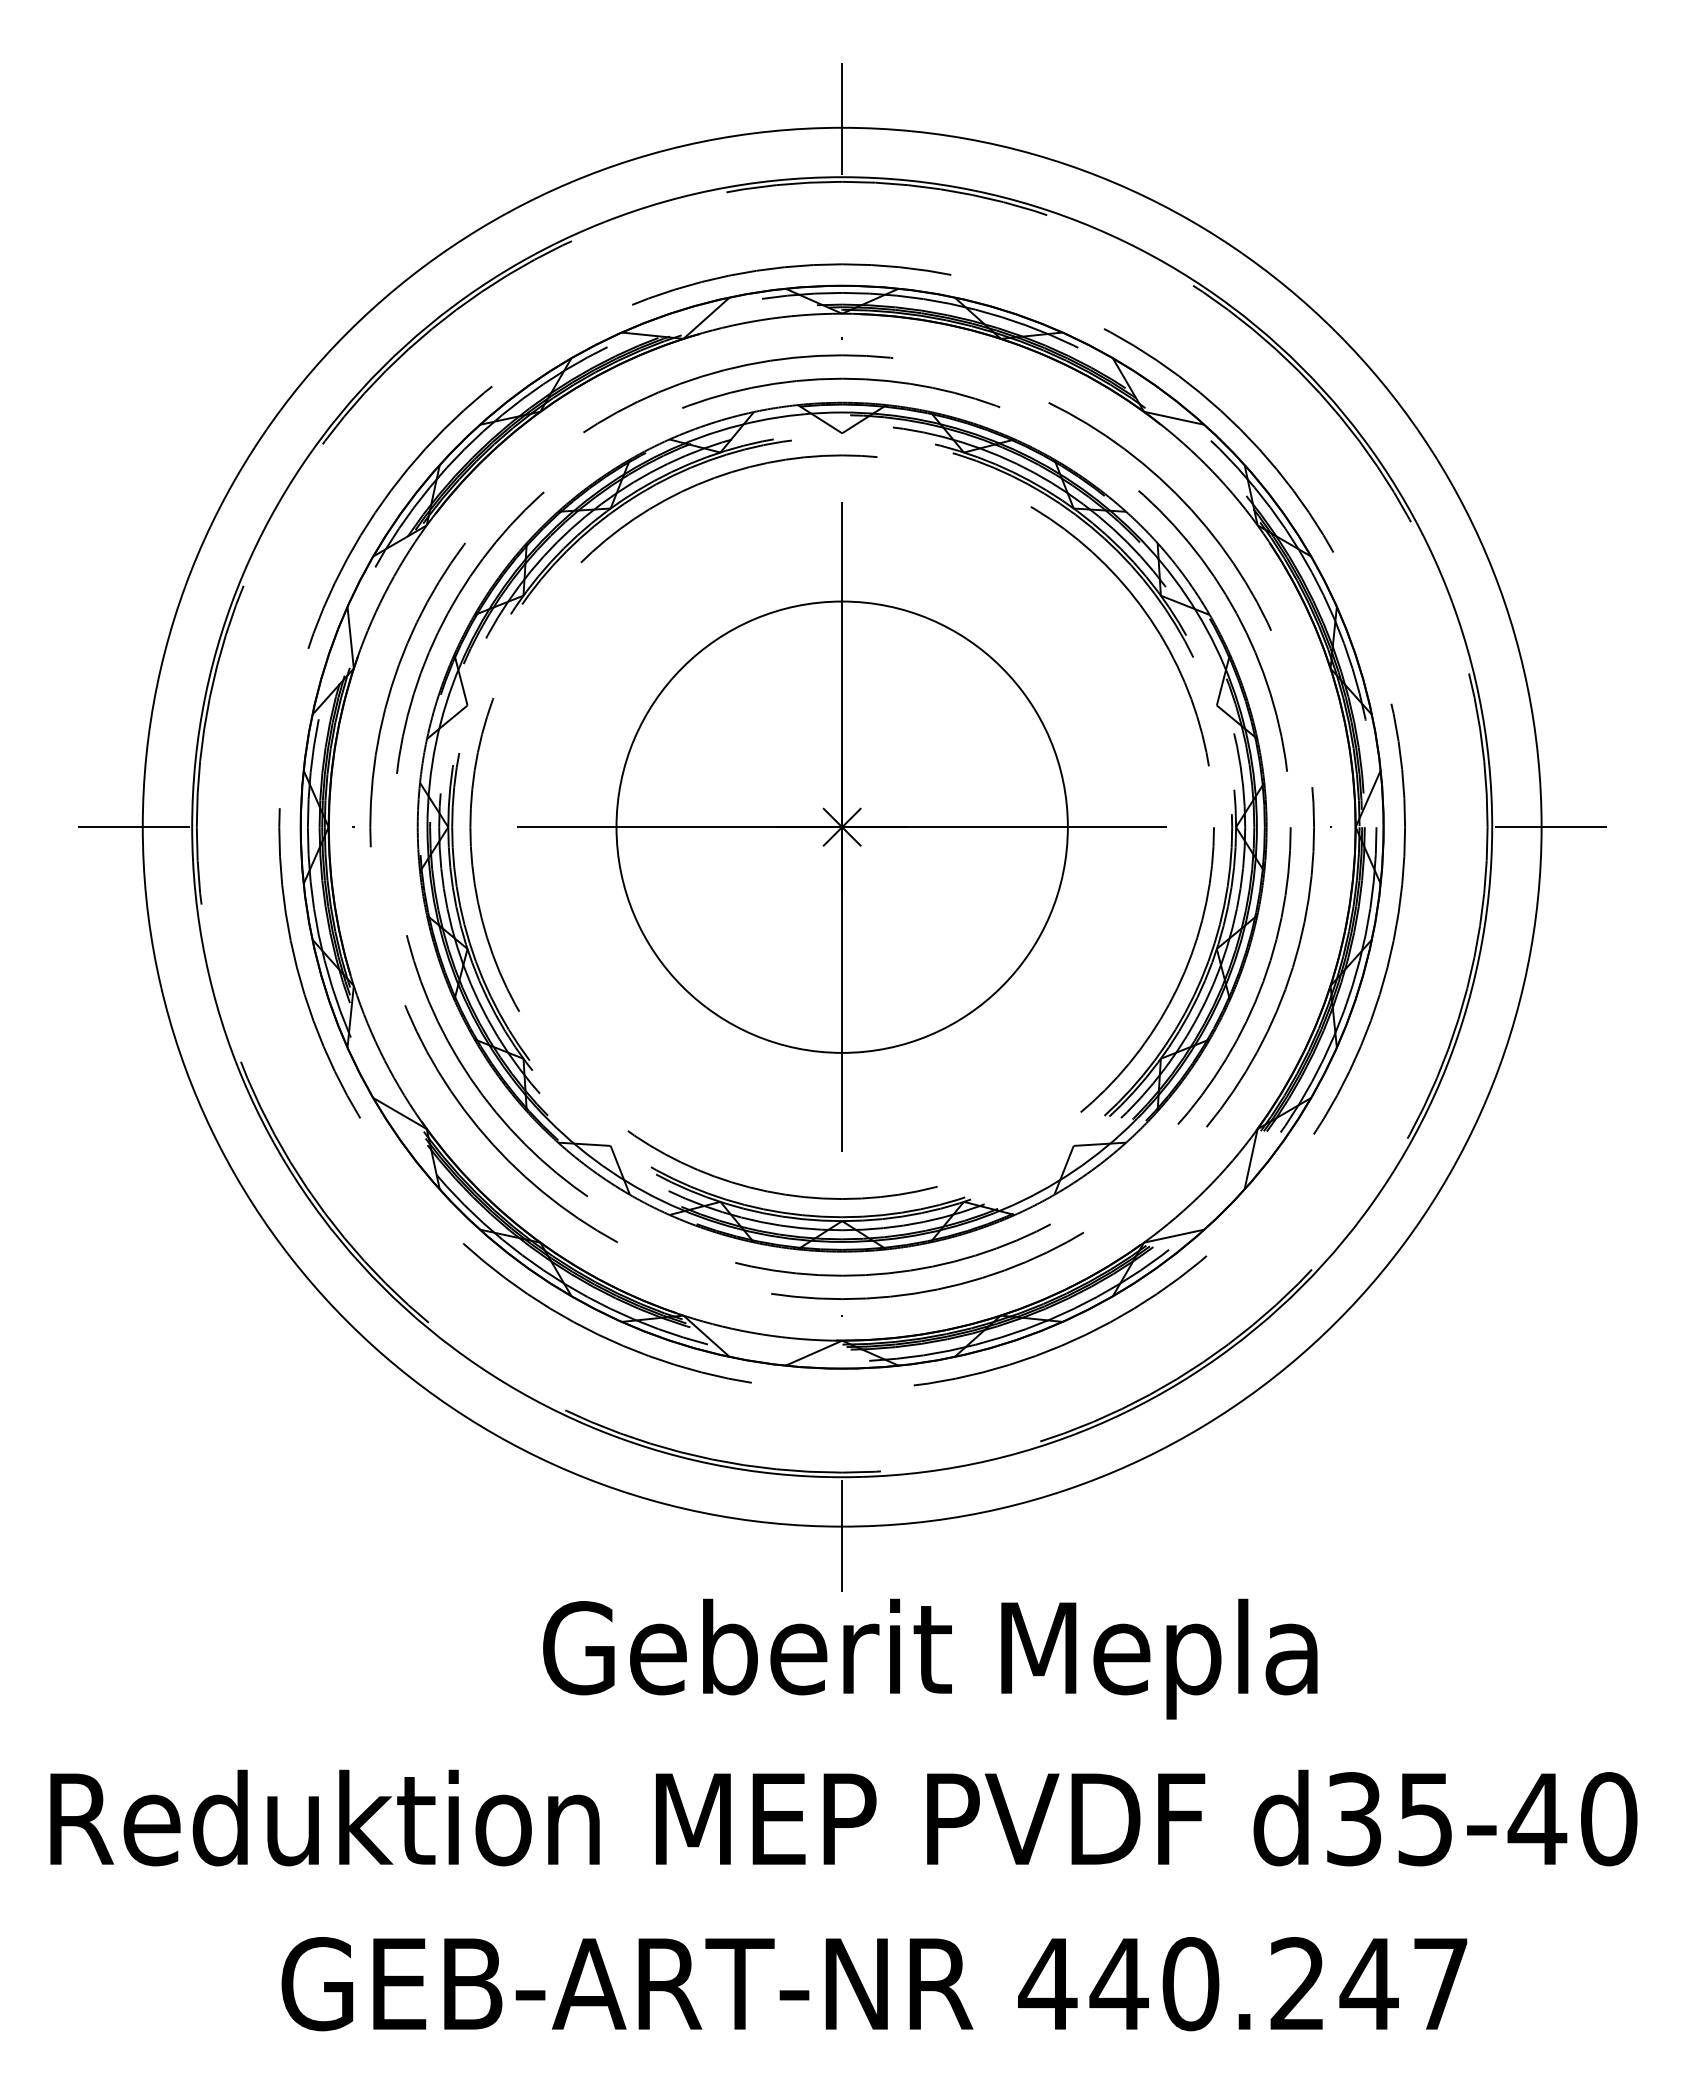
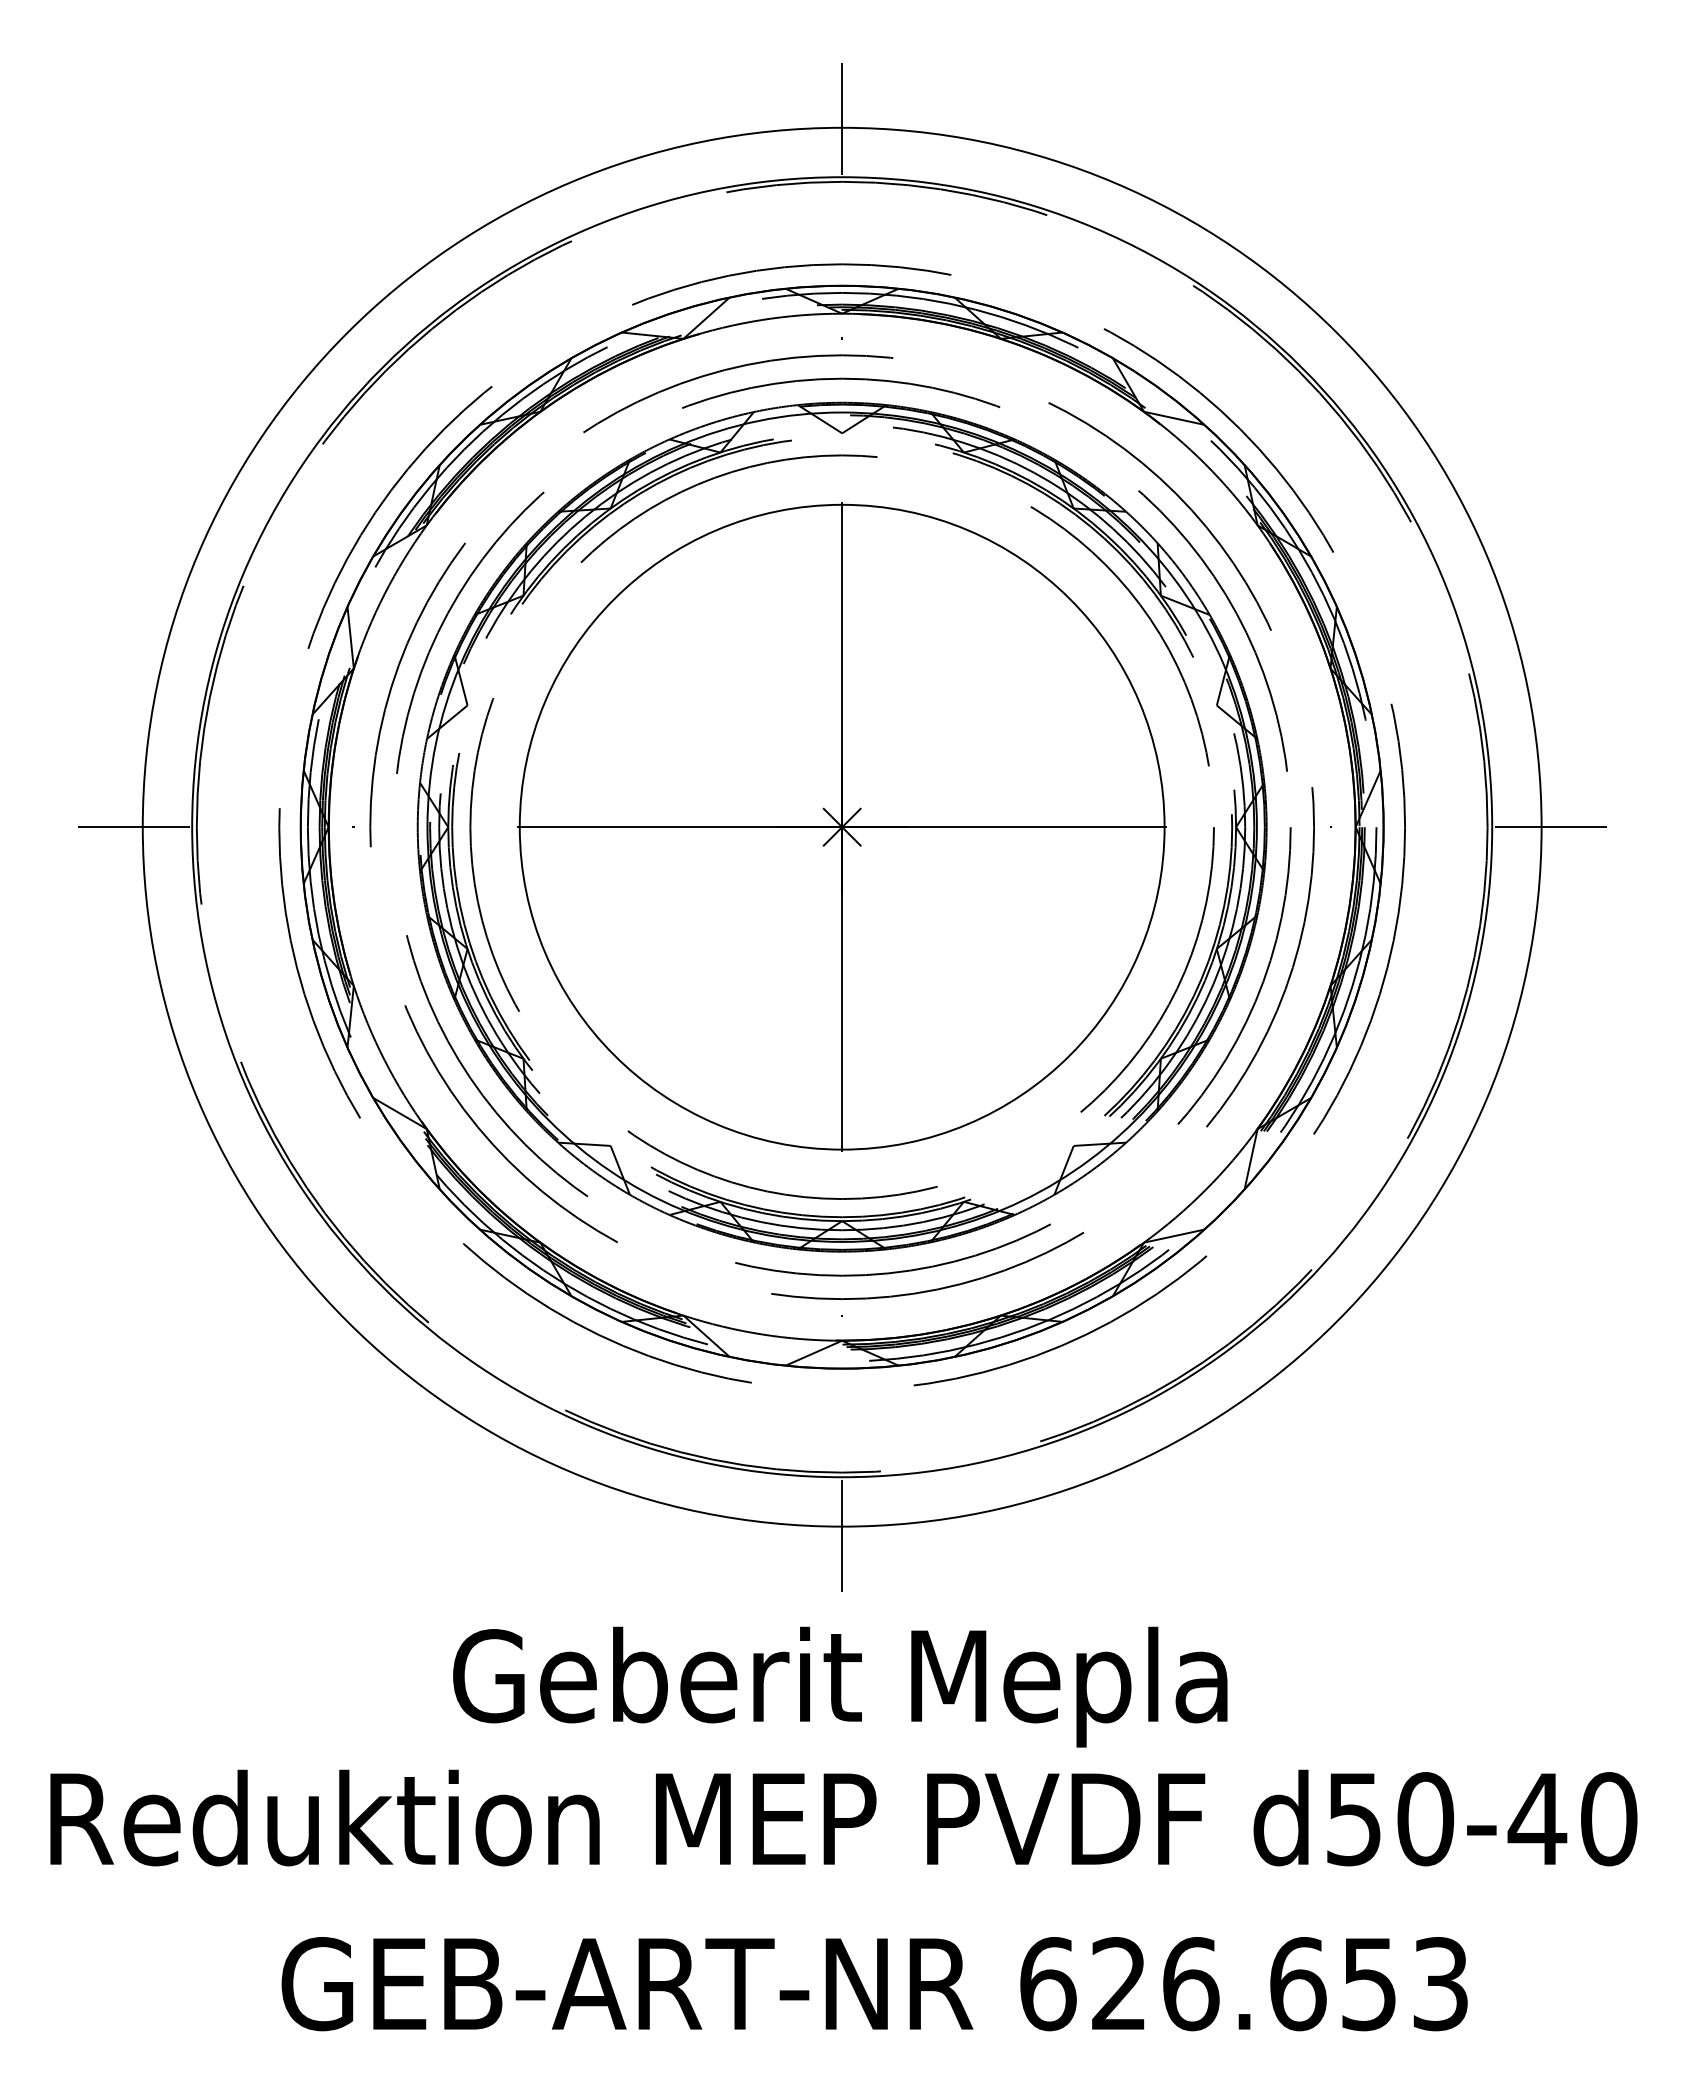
circle diameter: 451 px -> 645 px (841, 826)
text position: (930, 1658) -> (840, 1686) (840, 1686)
text: d35-40 -> d50-40 (1390, 1819)
text: 440.247 -> 626.653 (1242, 1984)
